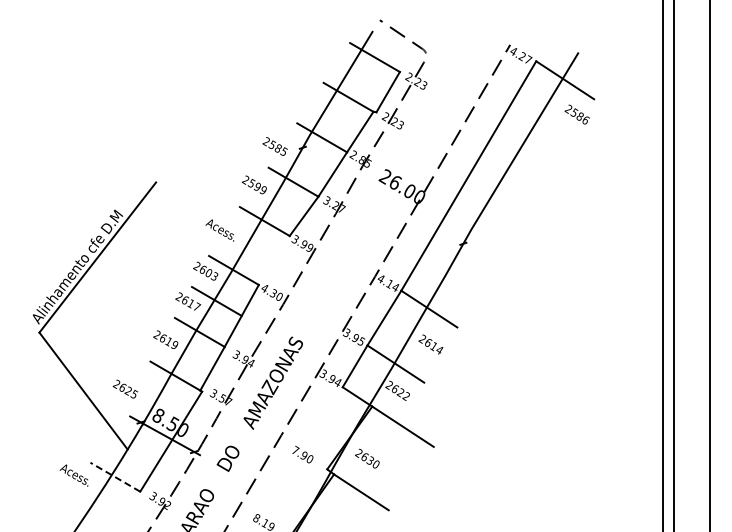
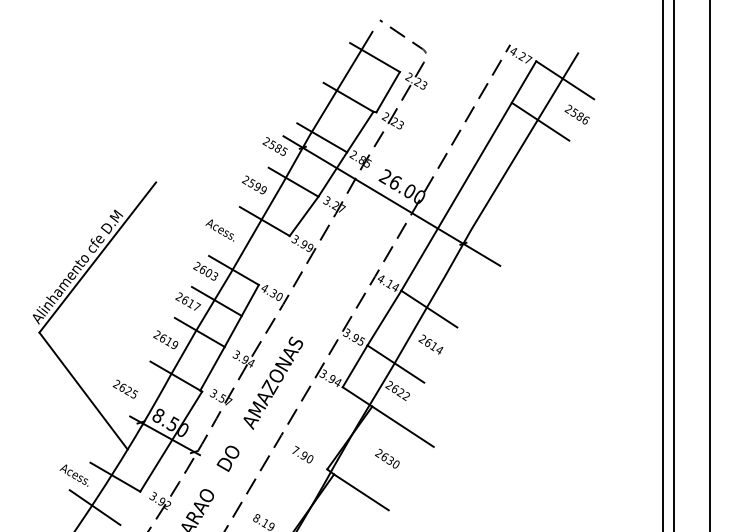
line: none -> present (540, 121)
line: none -> present (391, 200)
text position: (367, 458) -> (387, 458) (387, 458)
line: dashed -> solid (115, 477)
line: none -> present (94, 507)
